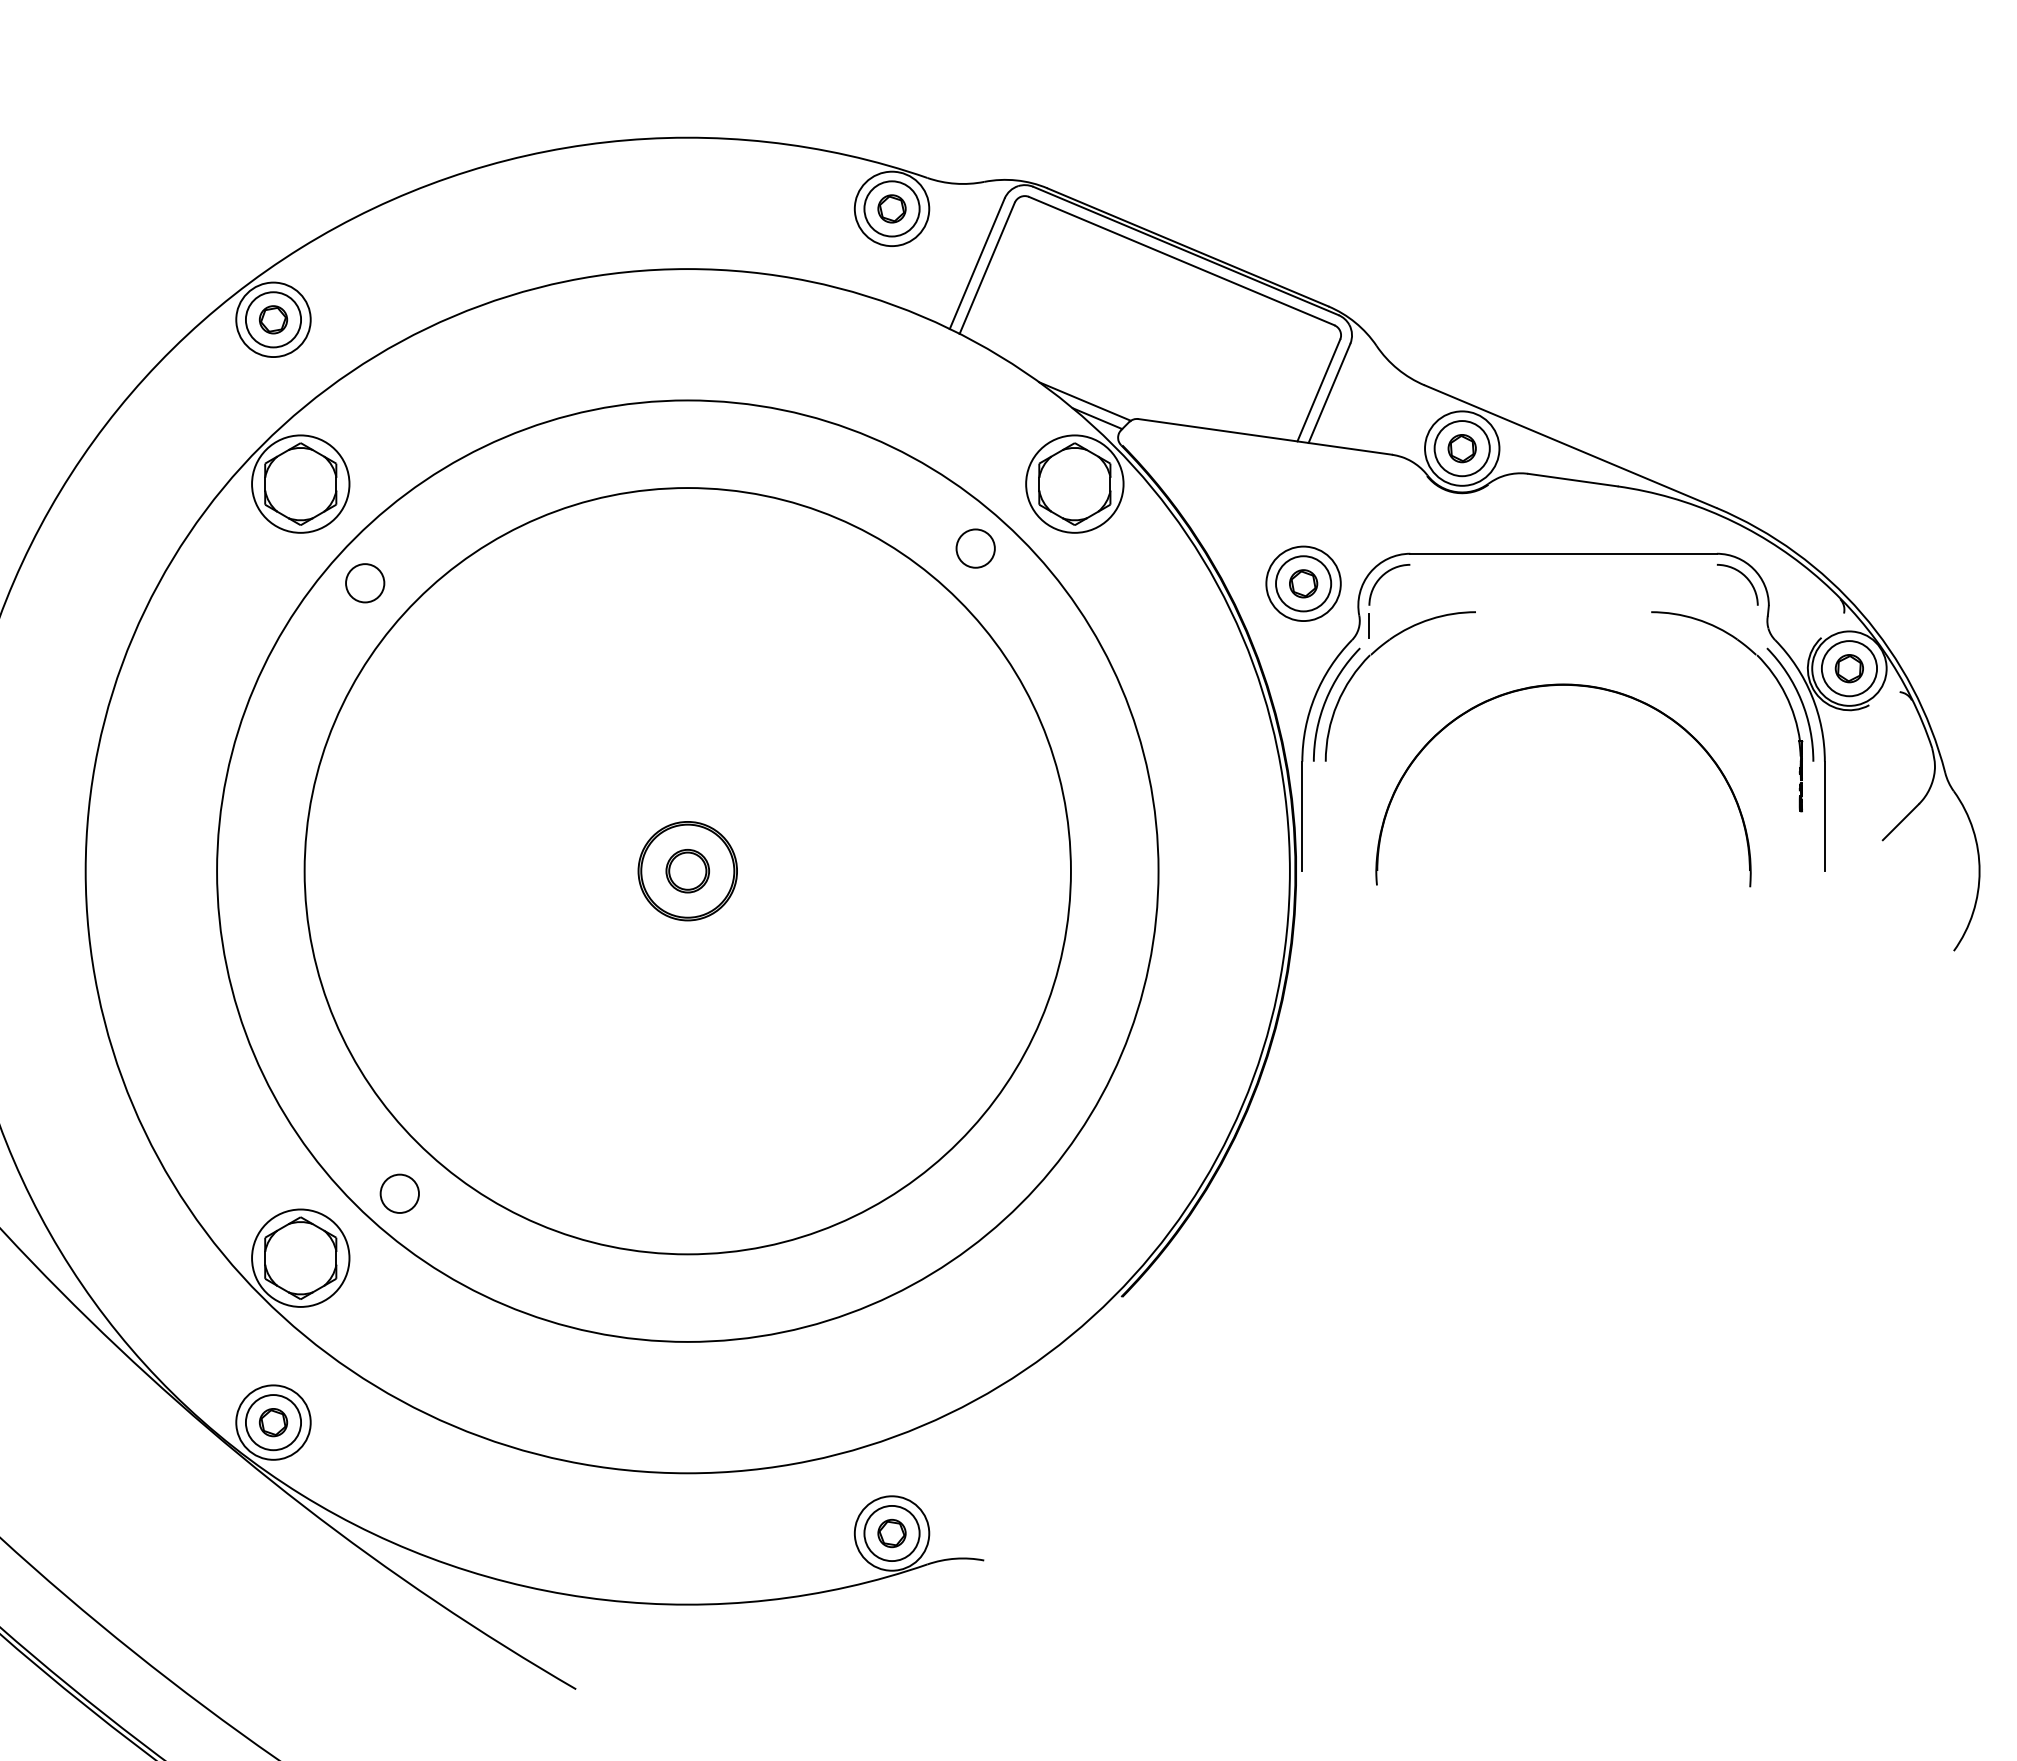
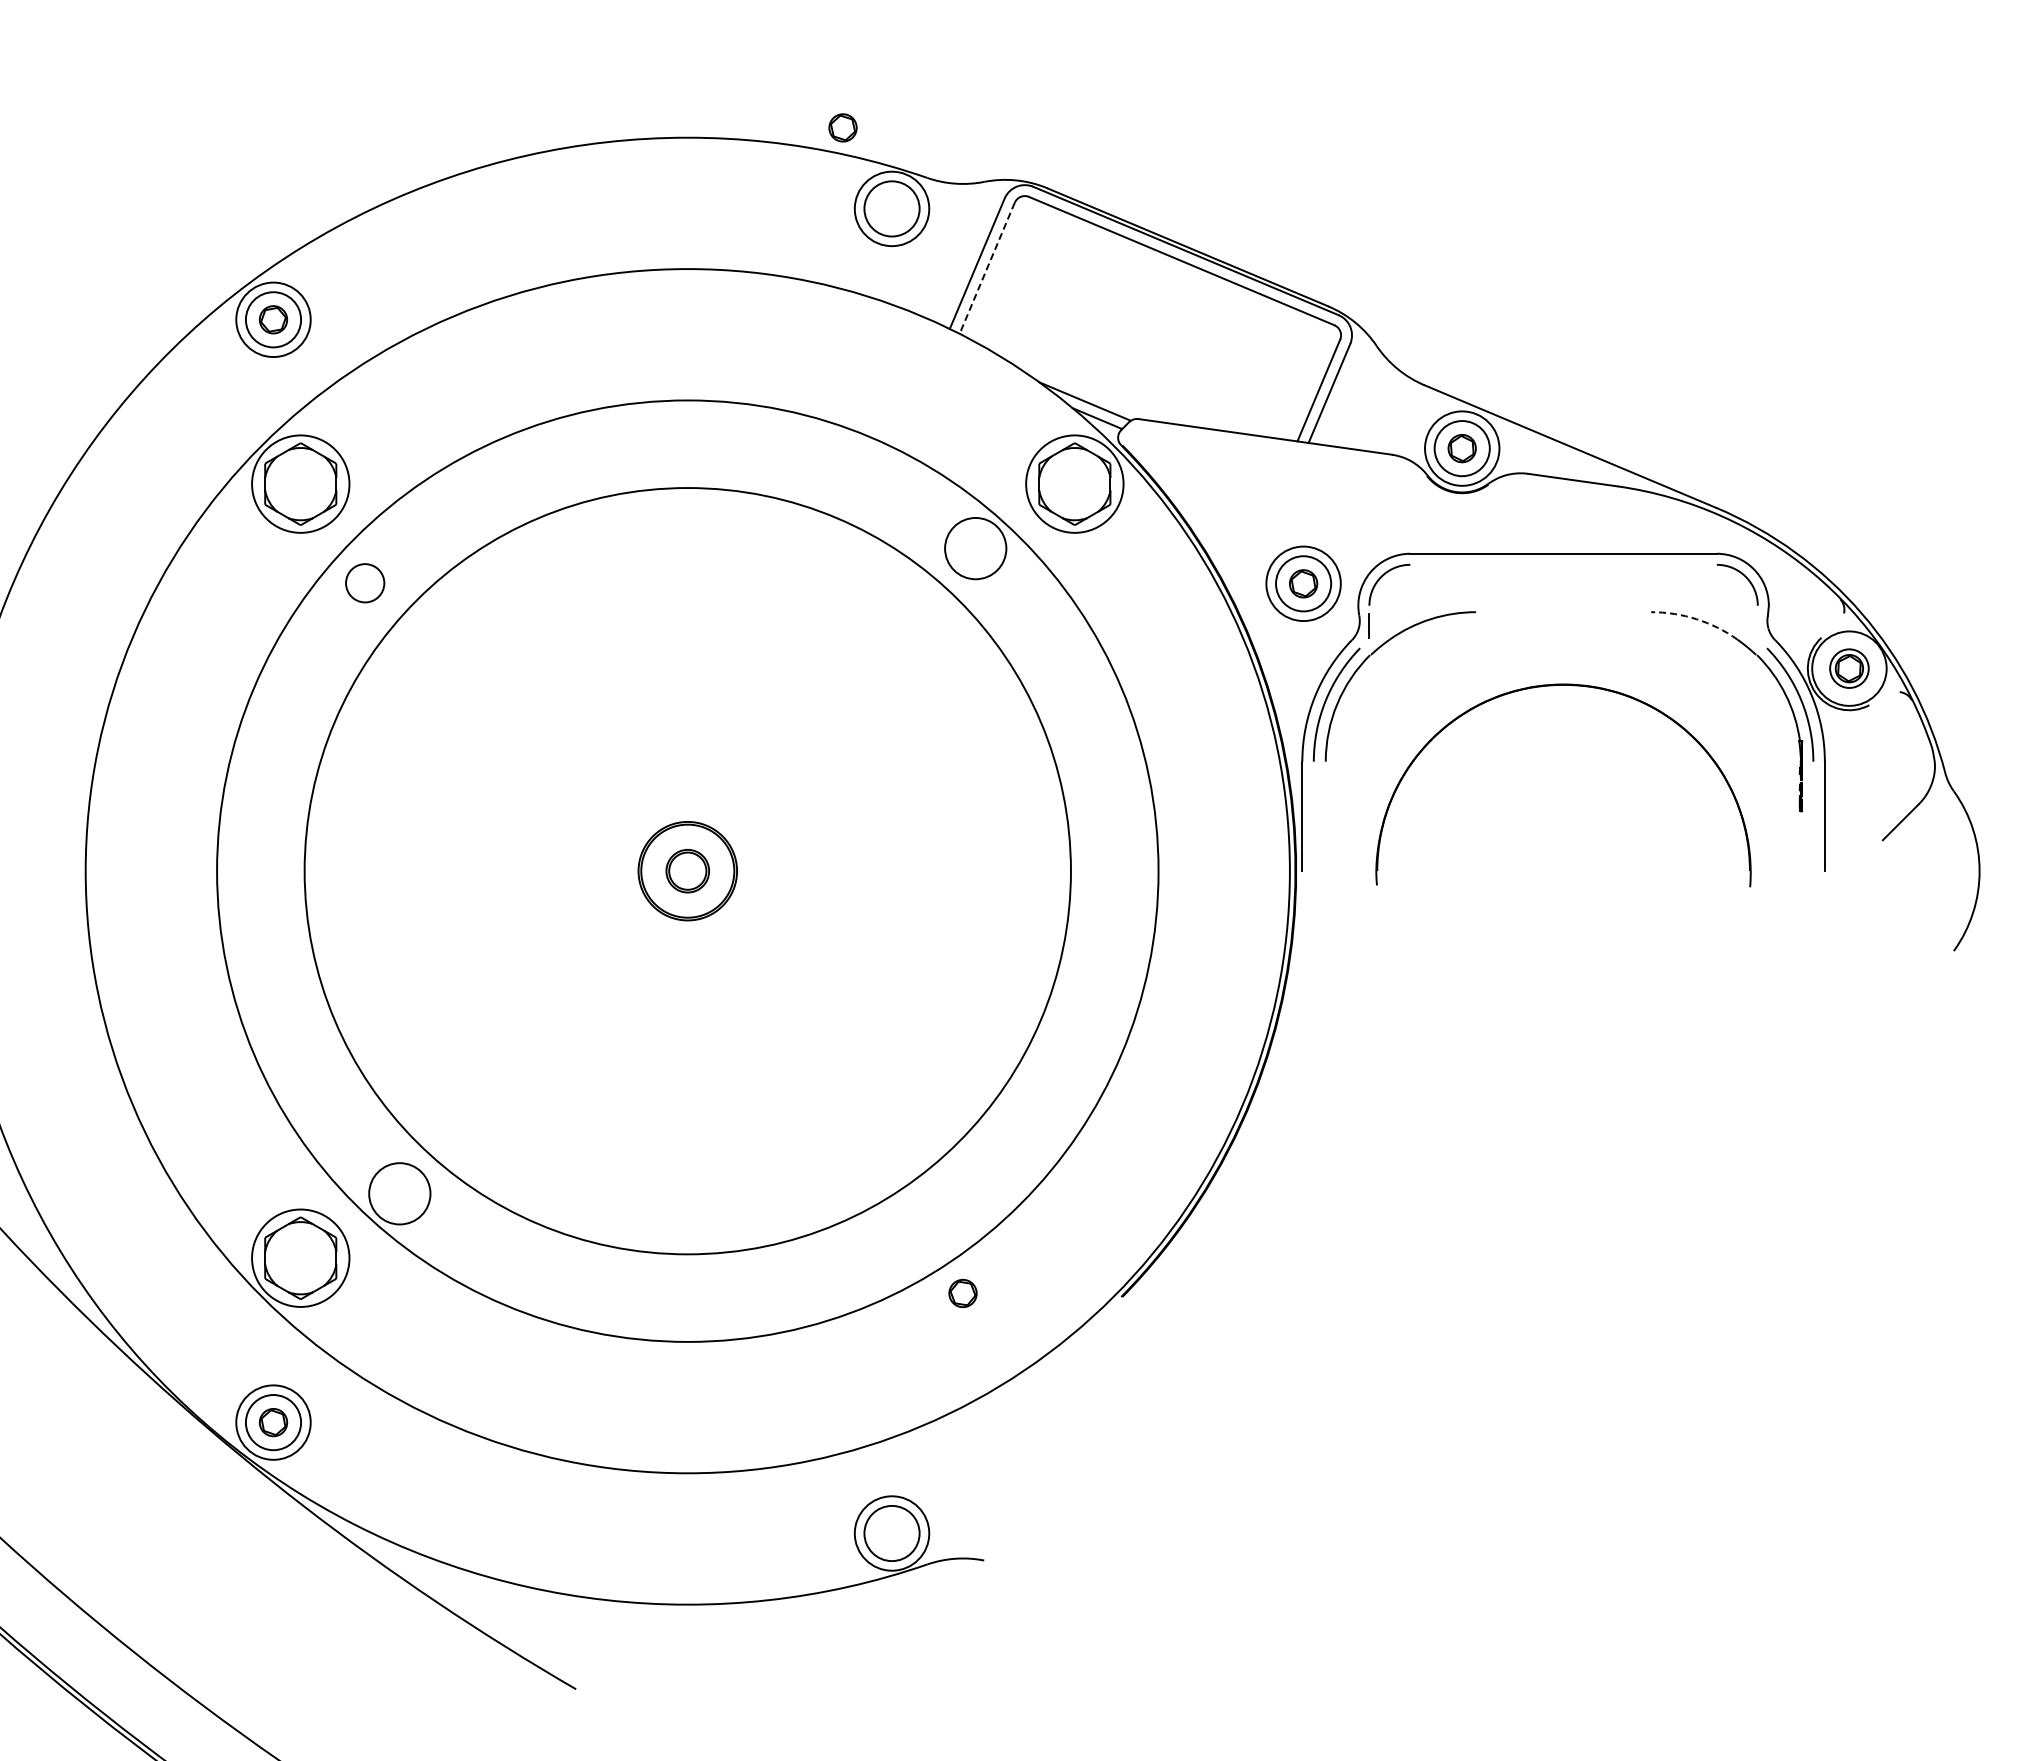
part position: (891, 208) -> (842, 127) (842, 127)
line: solid -> dashed (987, 268)
circle diameter: 38 px -> 61 px (975, 548)
arc: solid -> dashed (1696, 619)
circle diameter: 55 px -> 39 px (1849, 668)
circle diameter: 38 px -> 61 px (399, 1193)
part position: (891, 1533) -> (962, 1293) (962, 1293)
